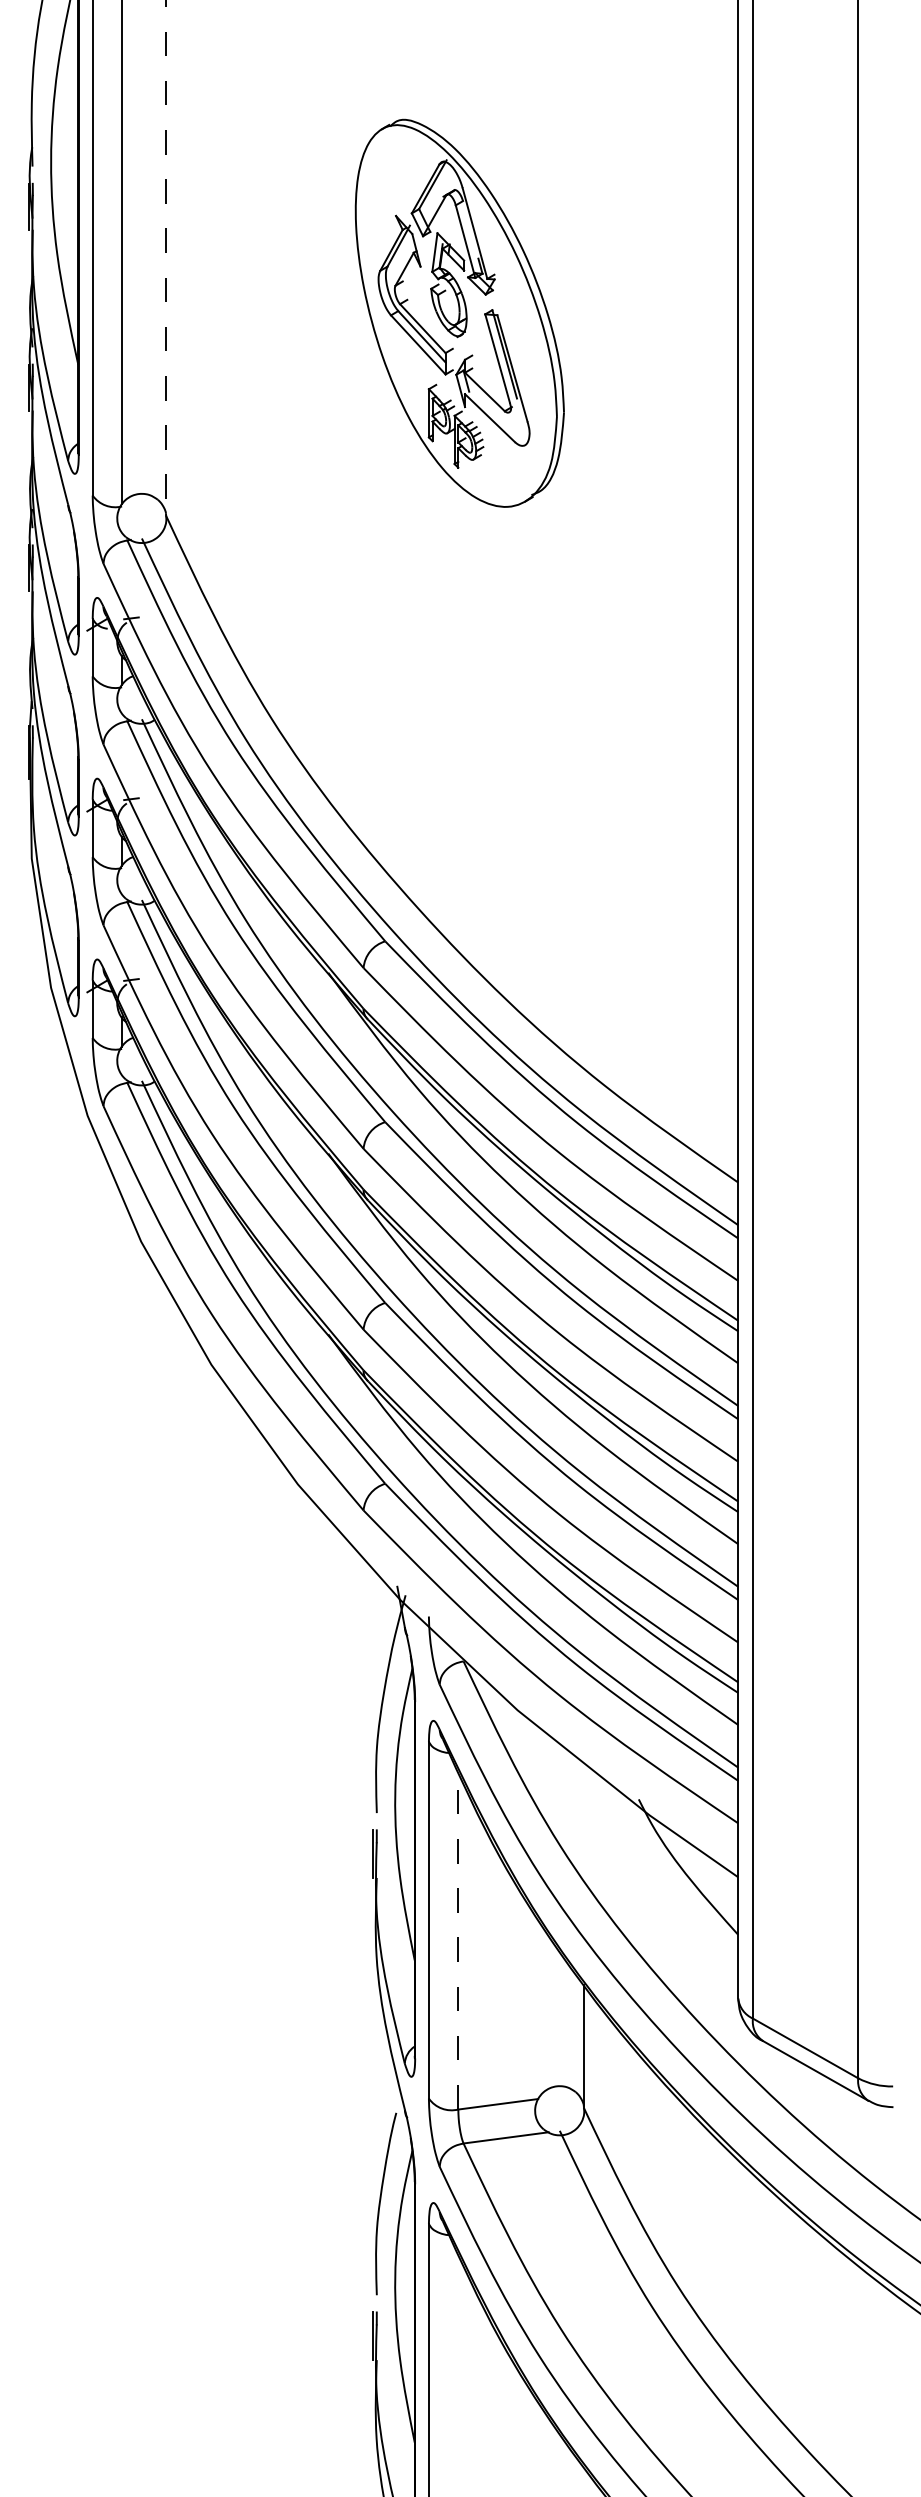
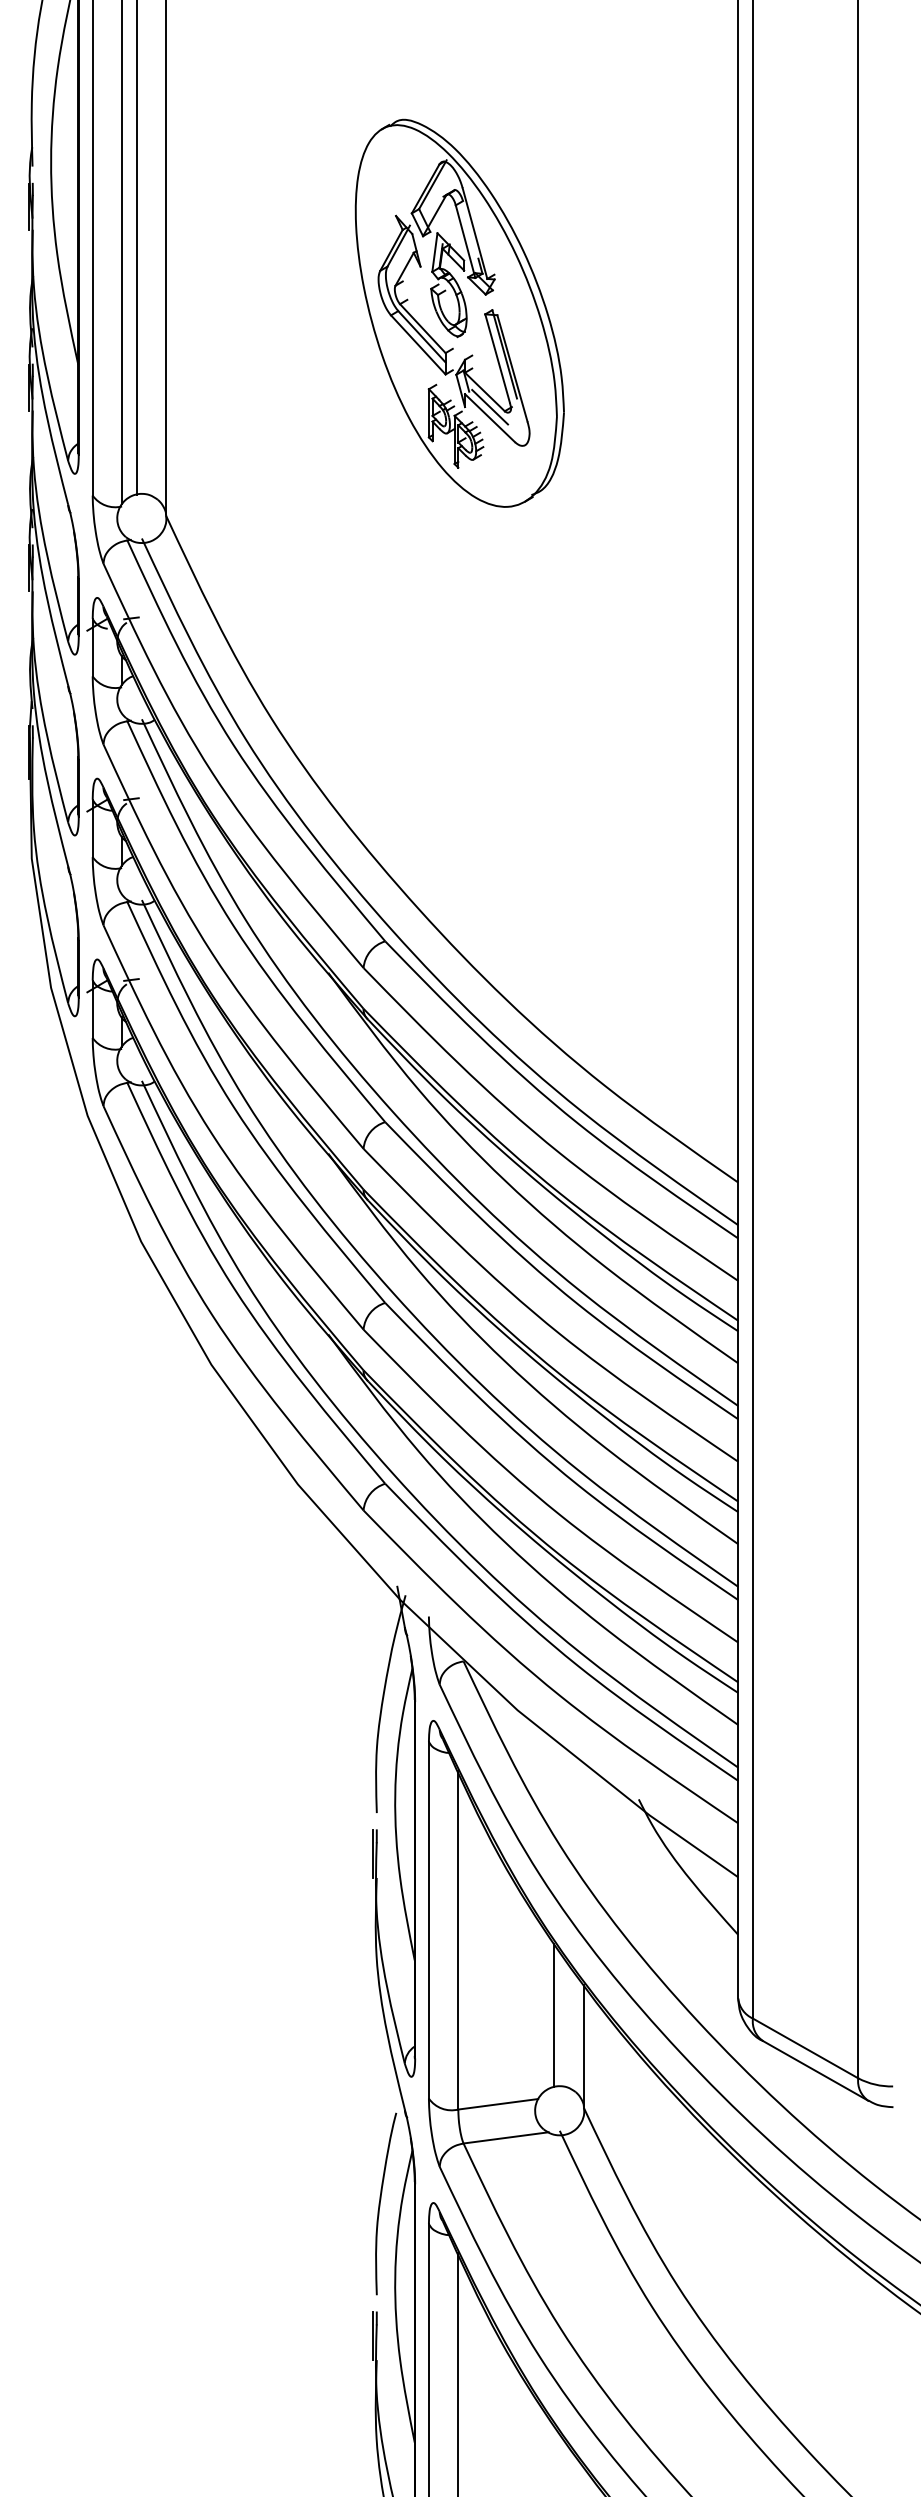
line: none -> present (136, 248)
line: dashed -> solid (165, 257)
line: none -> present (490, 406)
line: dashed -> solid (458, 1939)
line: none -> present (554, 2015)
line: none -> present (458, 2373)
